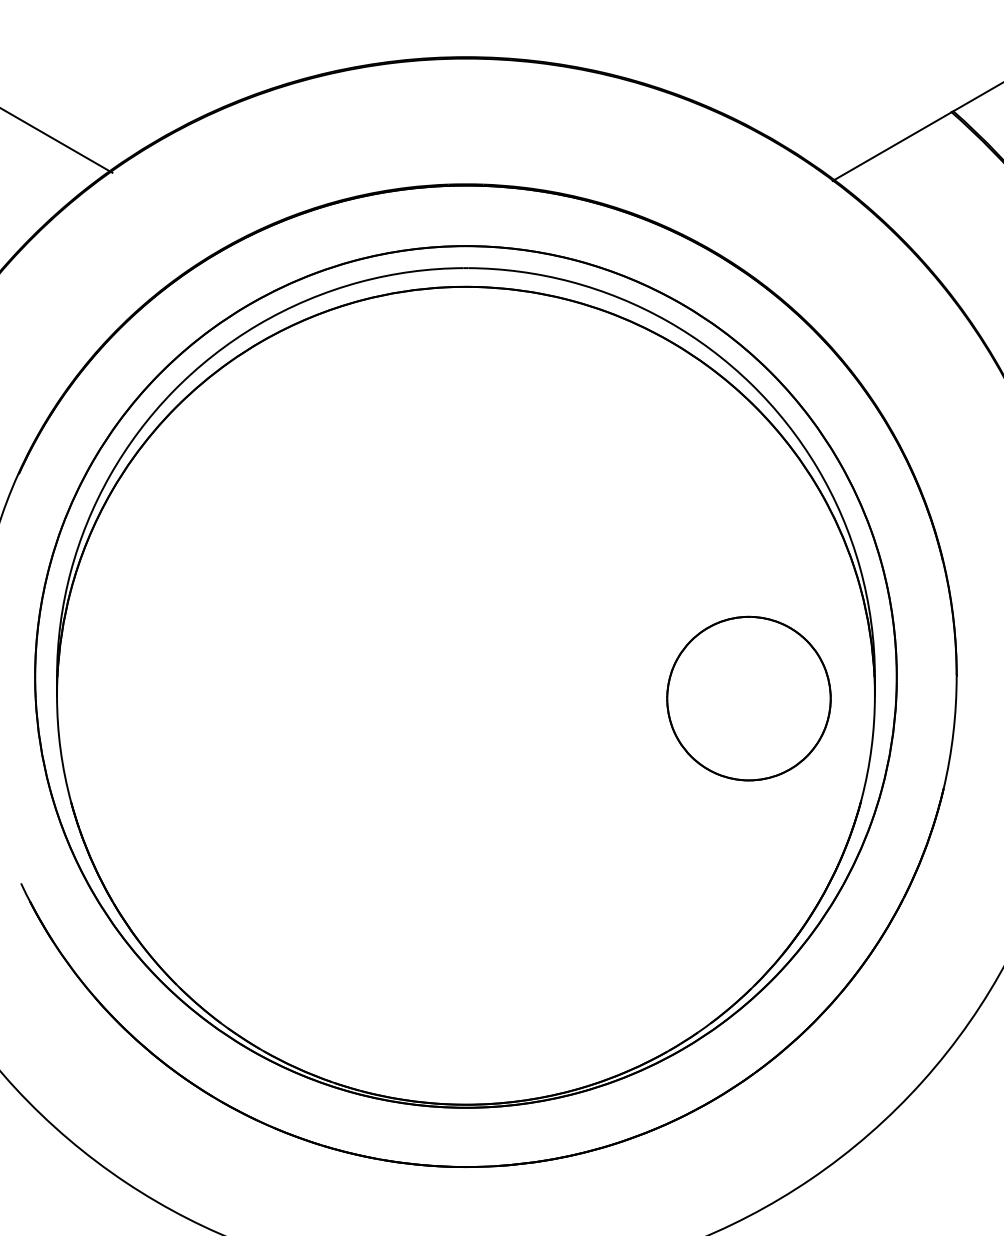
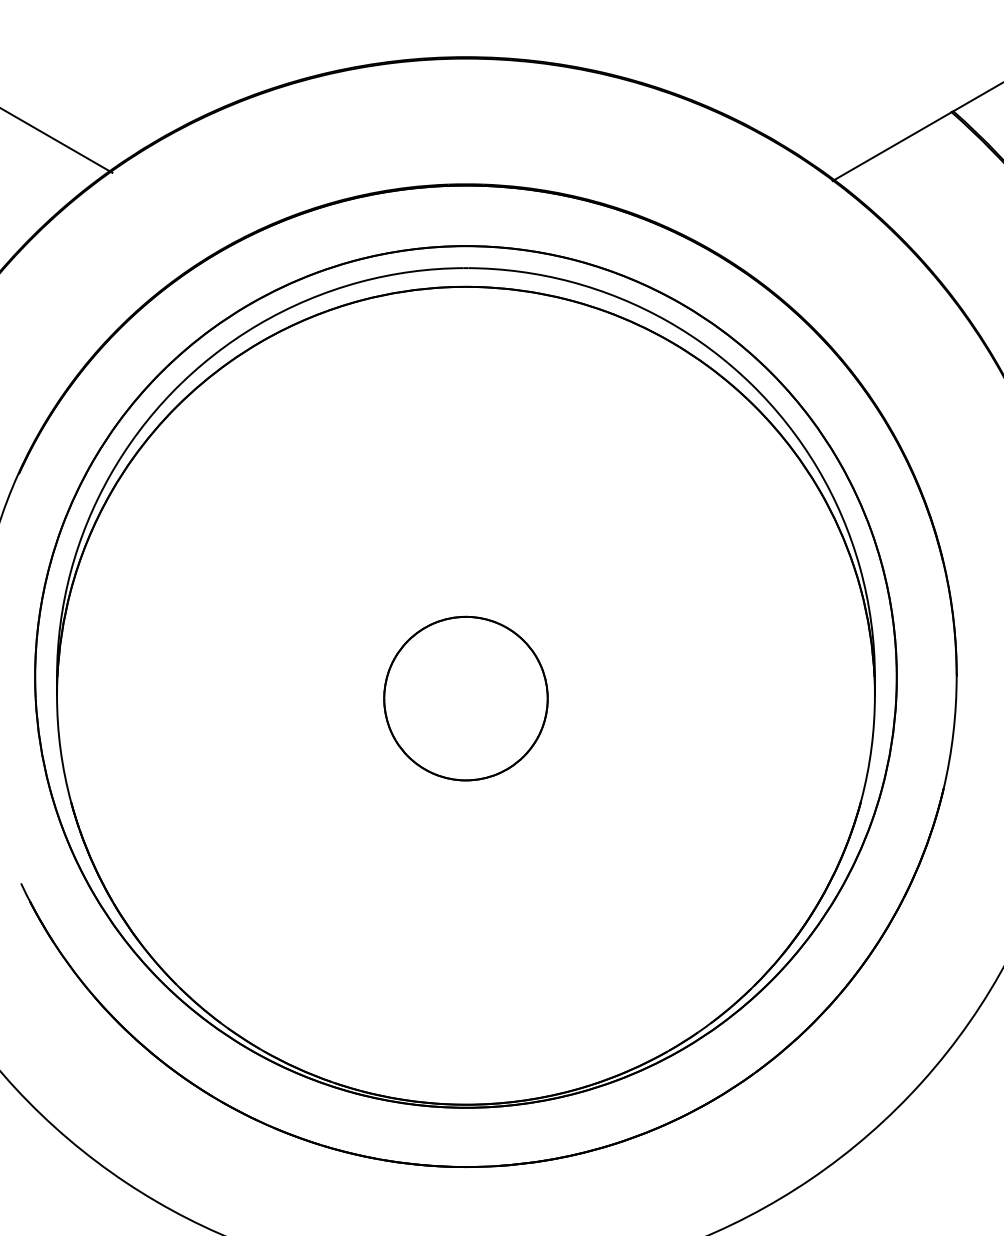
part position: (748, 698) -> (465, 698) (465, 698)
